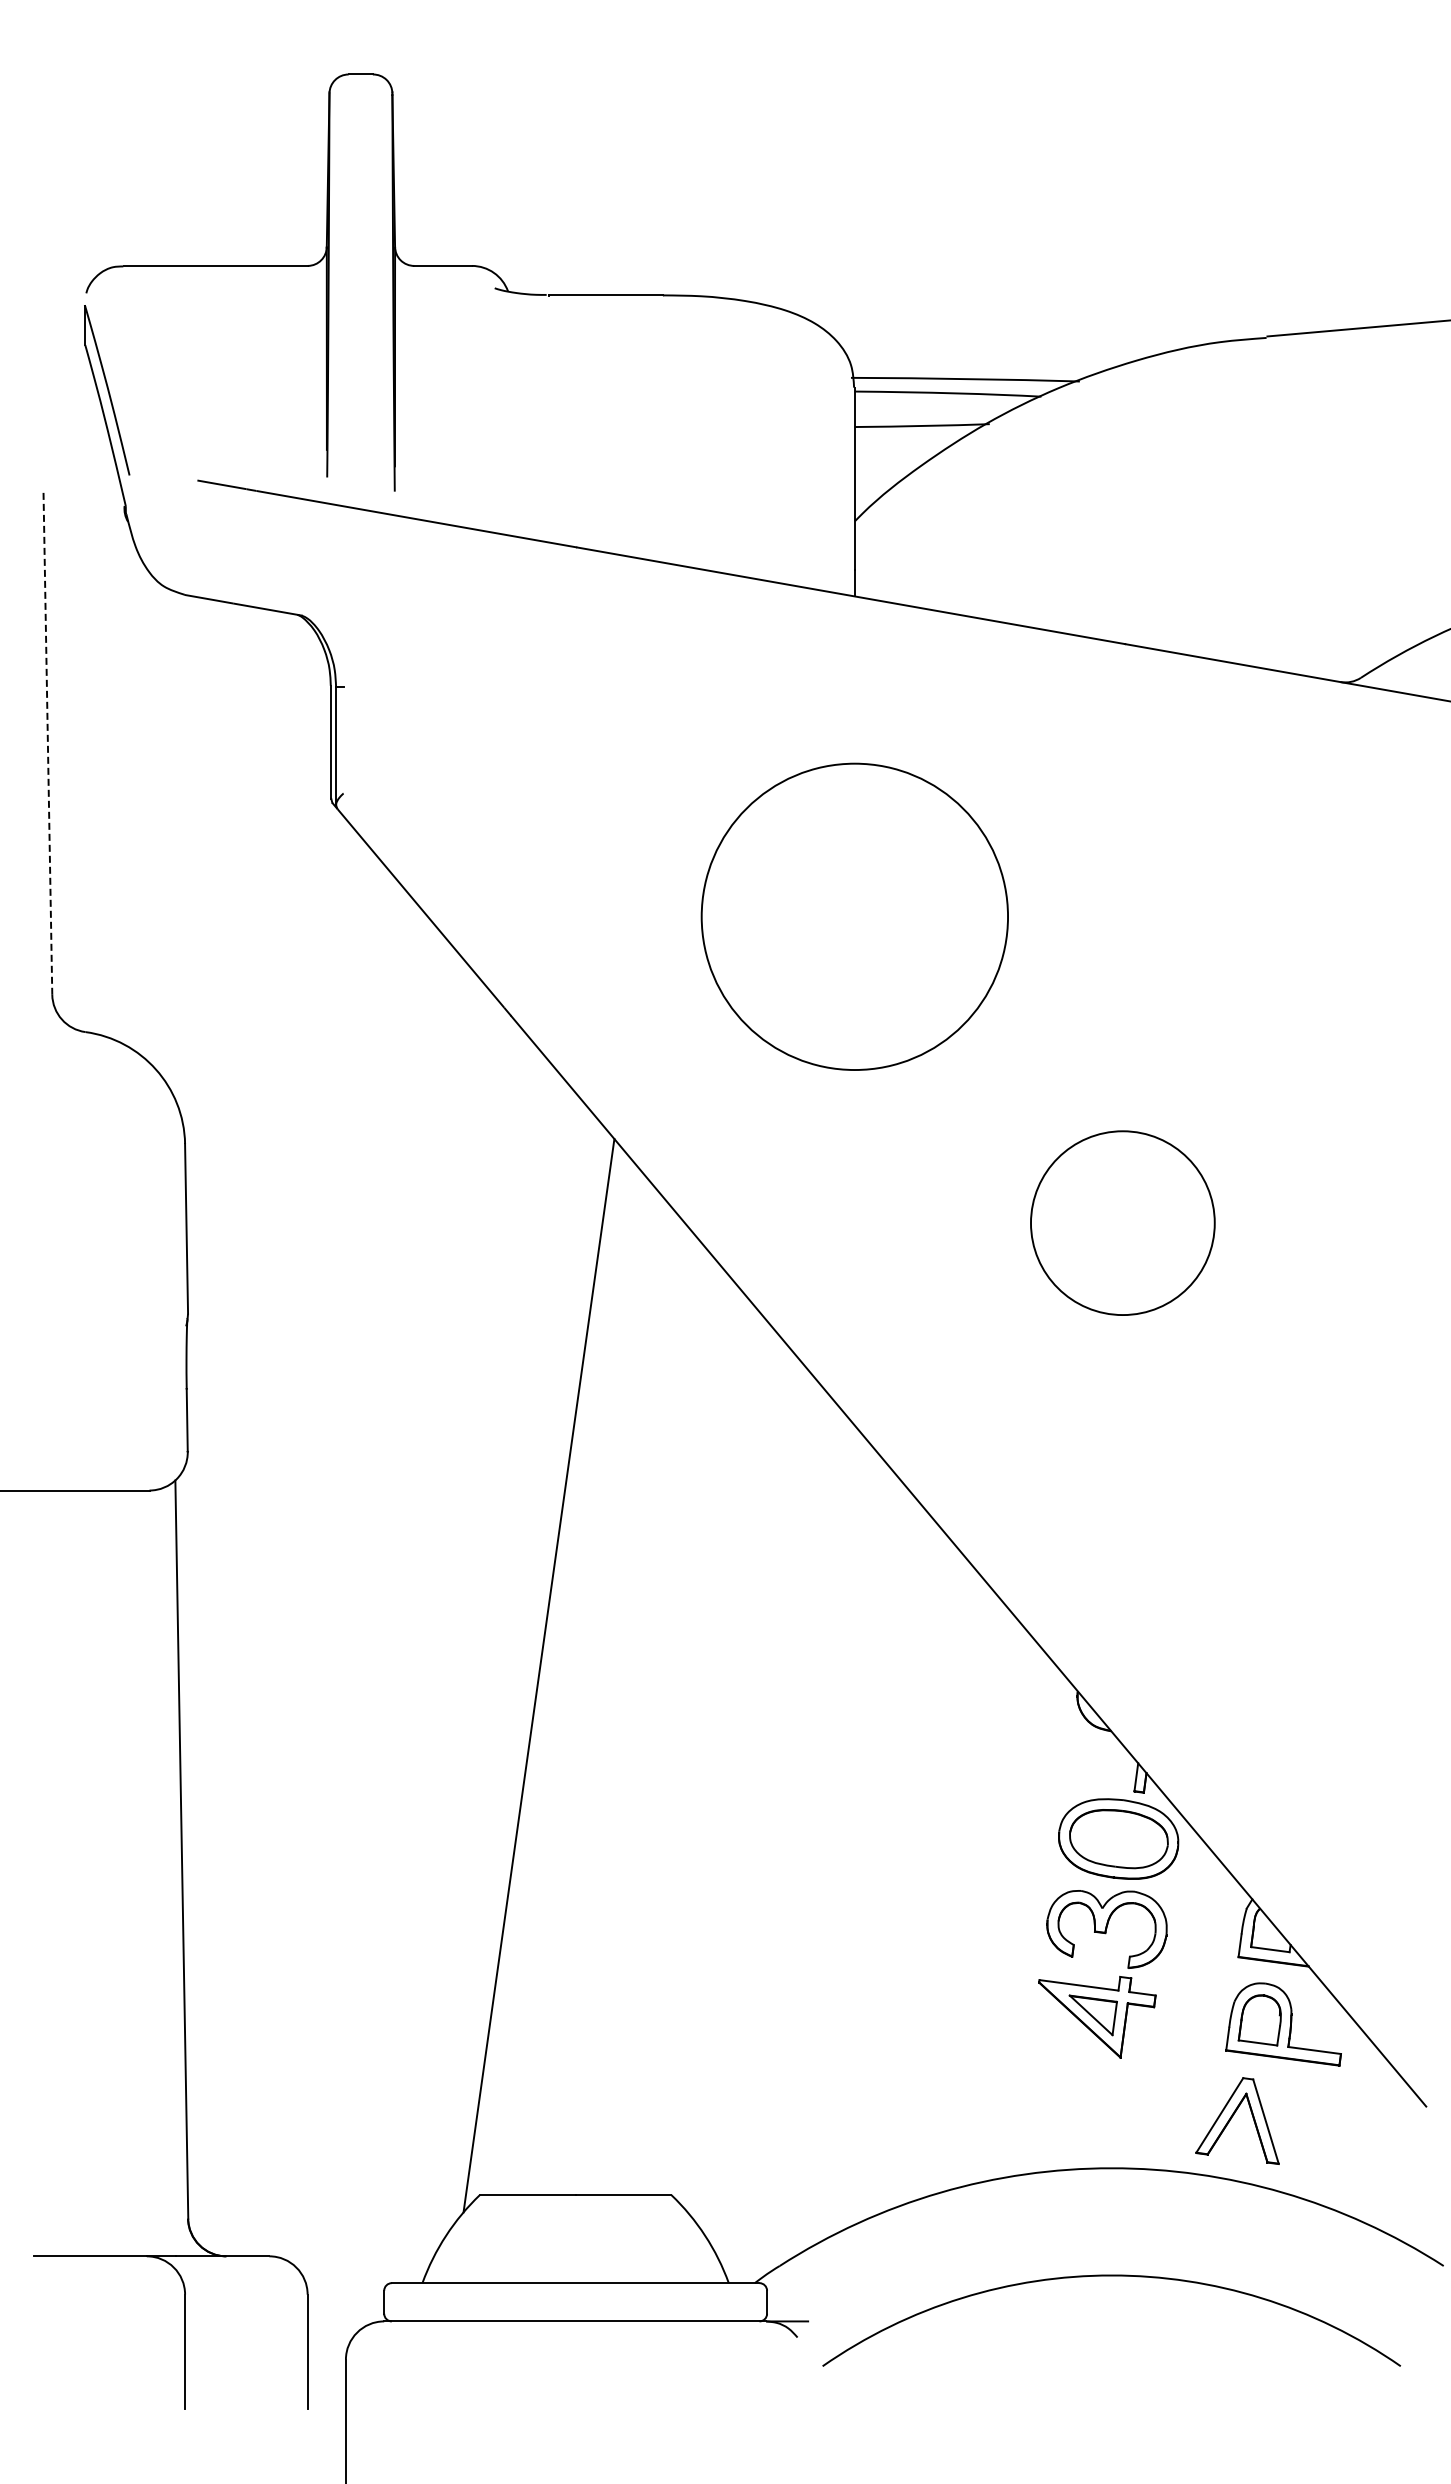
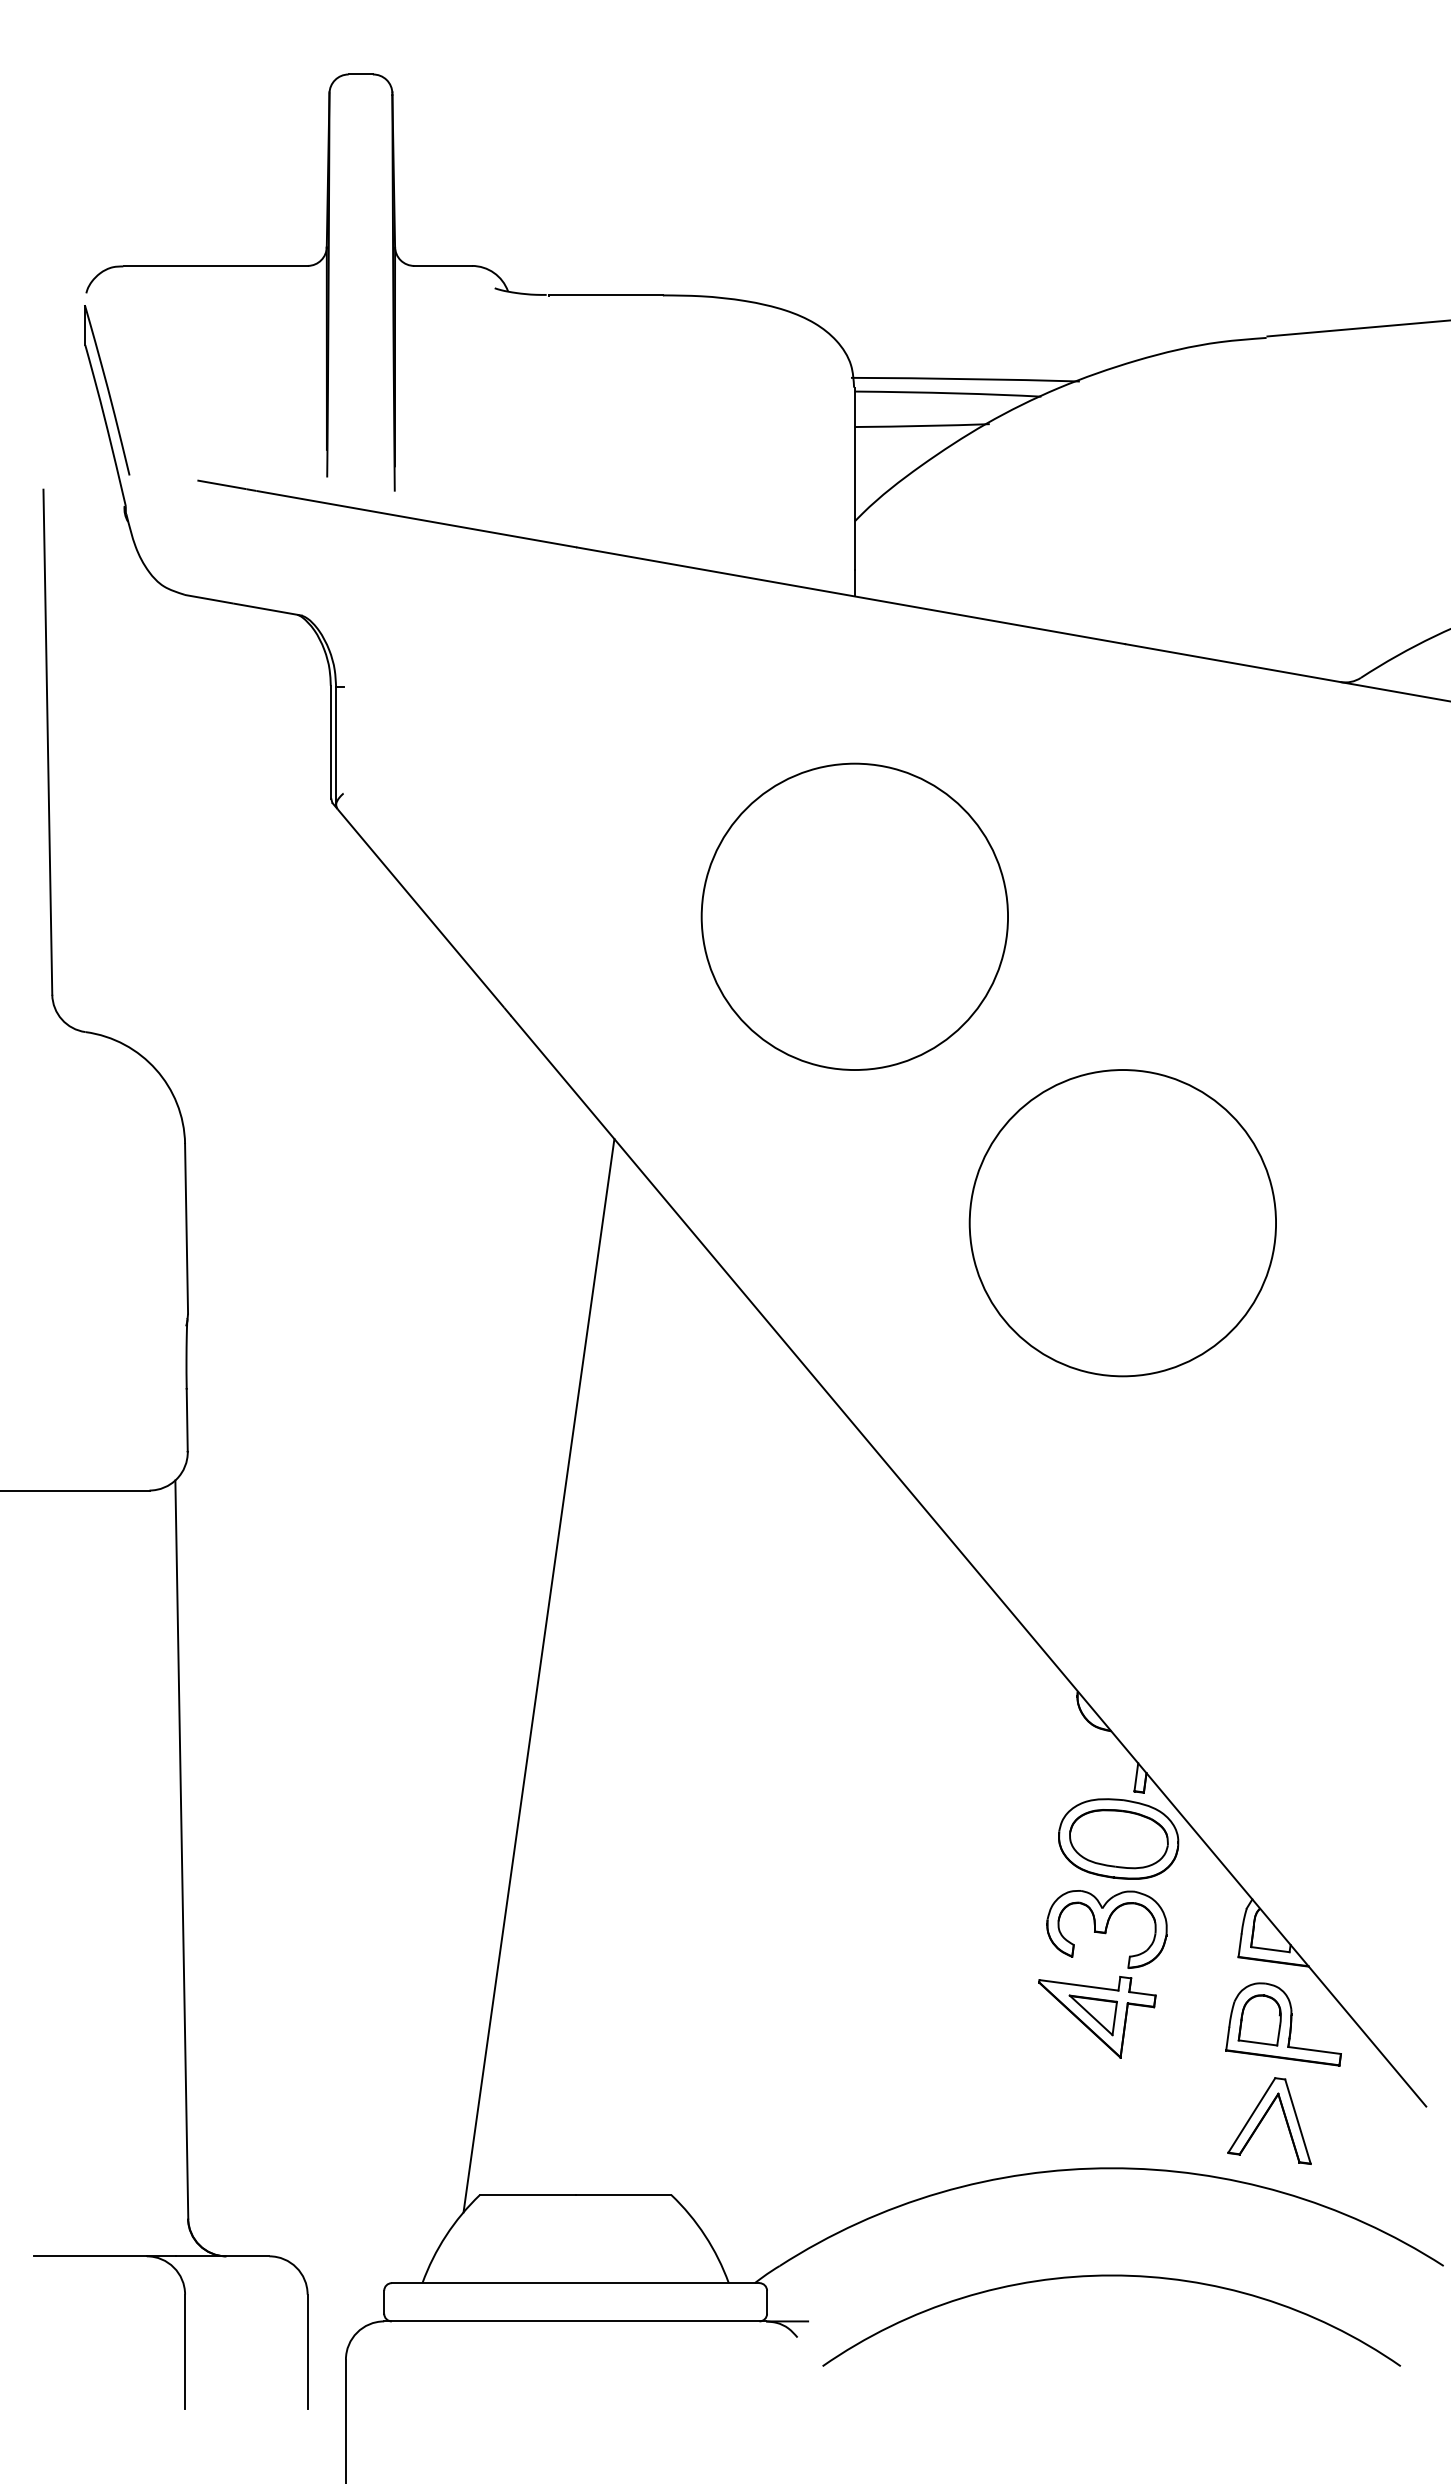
line: dashed -> solid (47, 742)
circle diameter: 184 px -> 306 px (1122, 1223)
part position: (1237, 2120) -> (1269, 2120) (1269, 2120)
